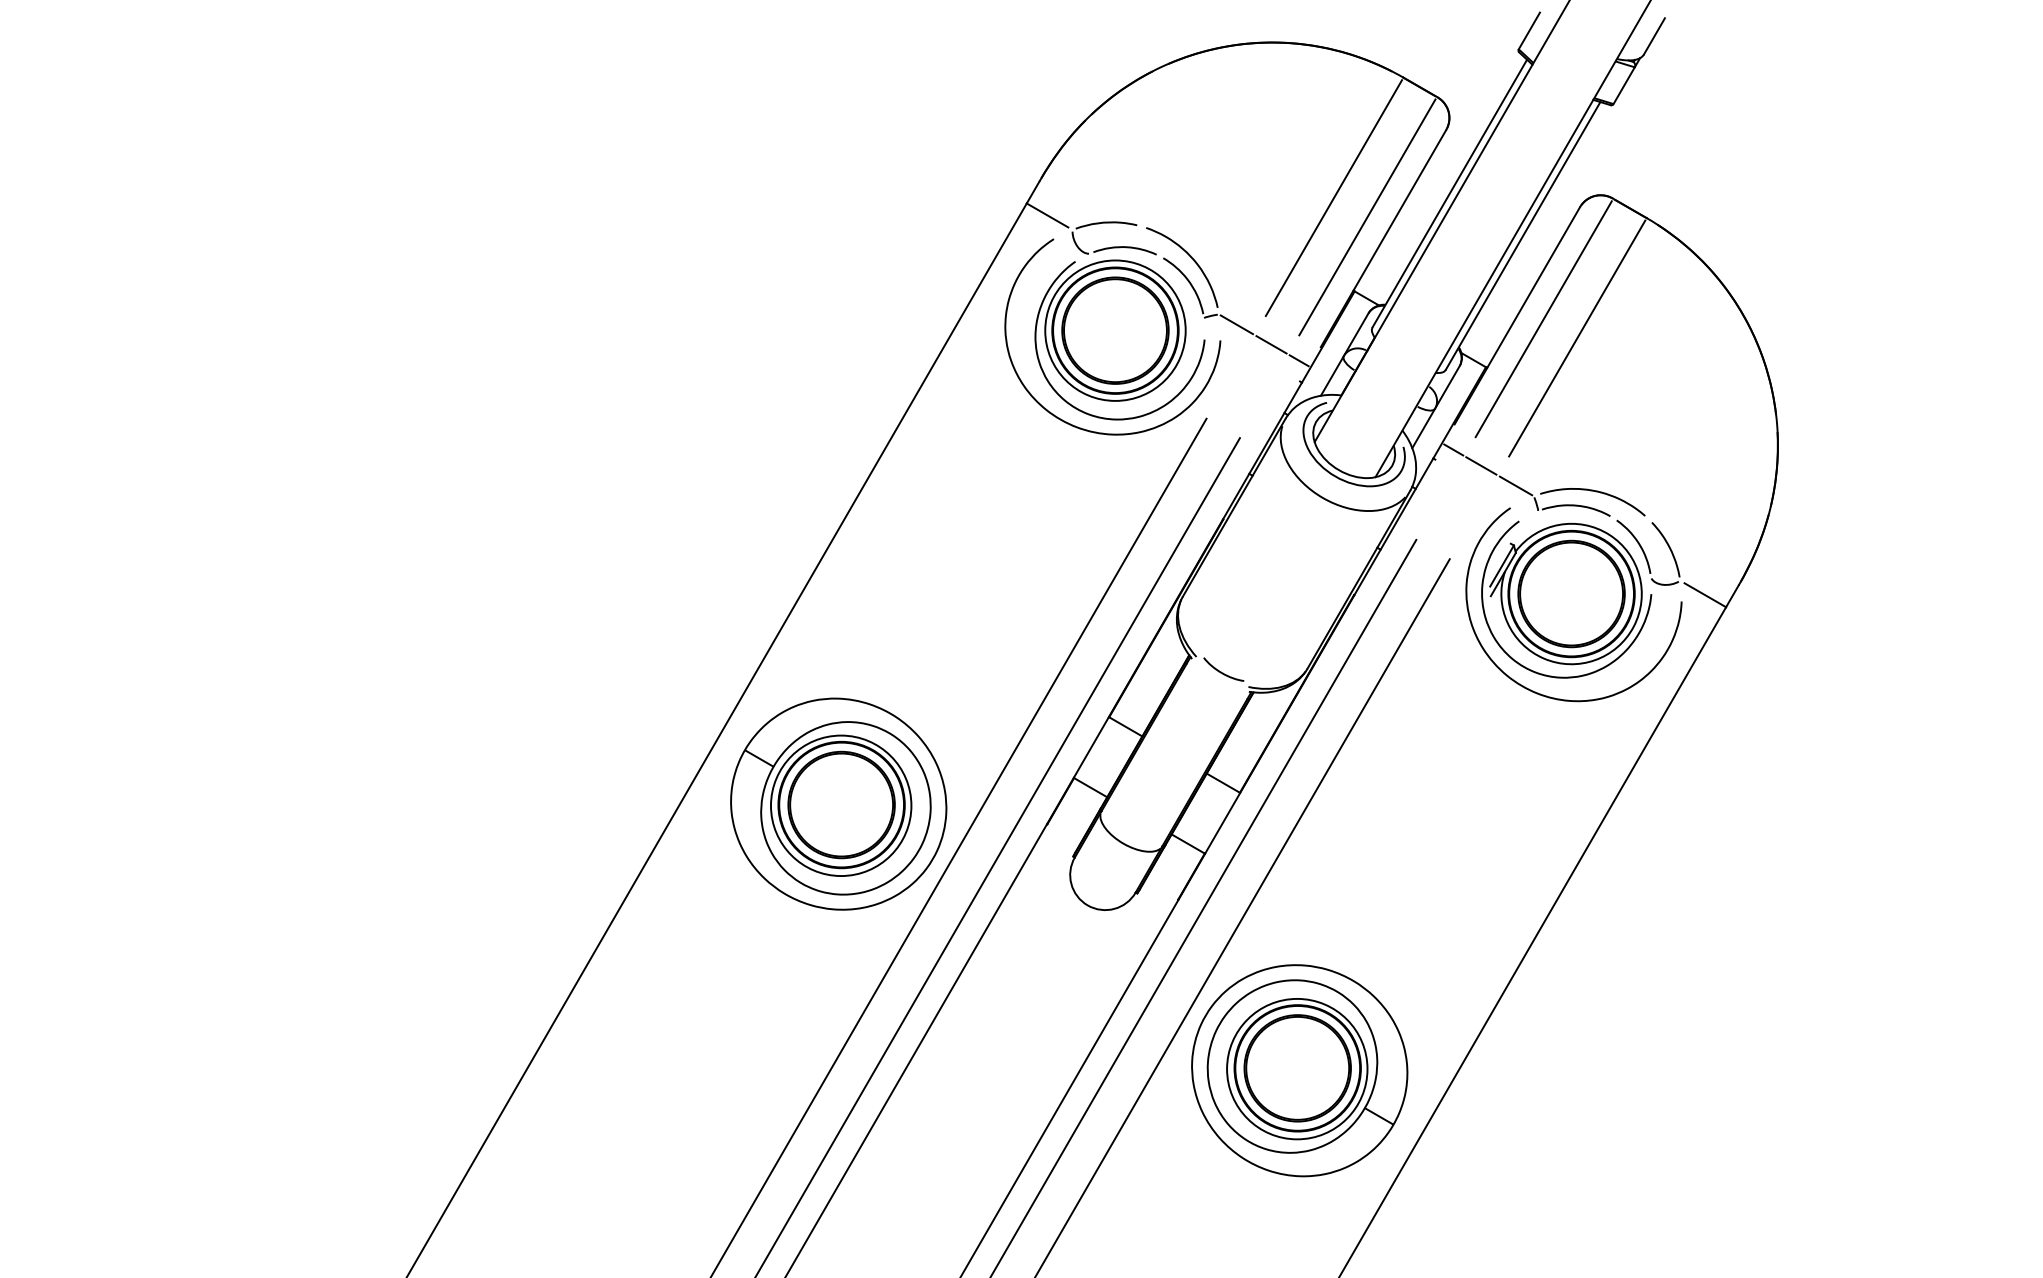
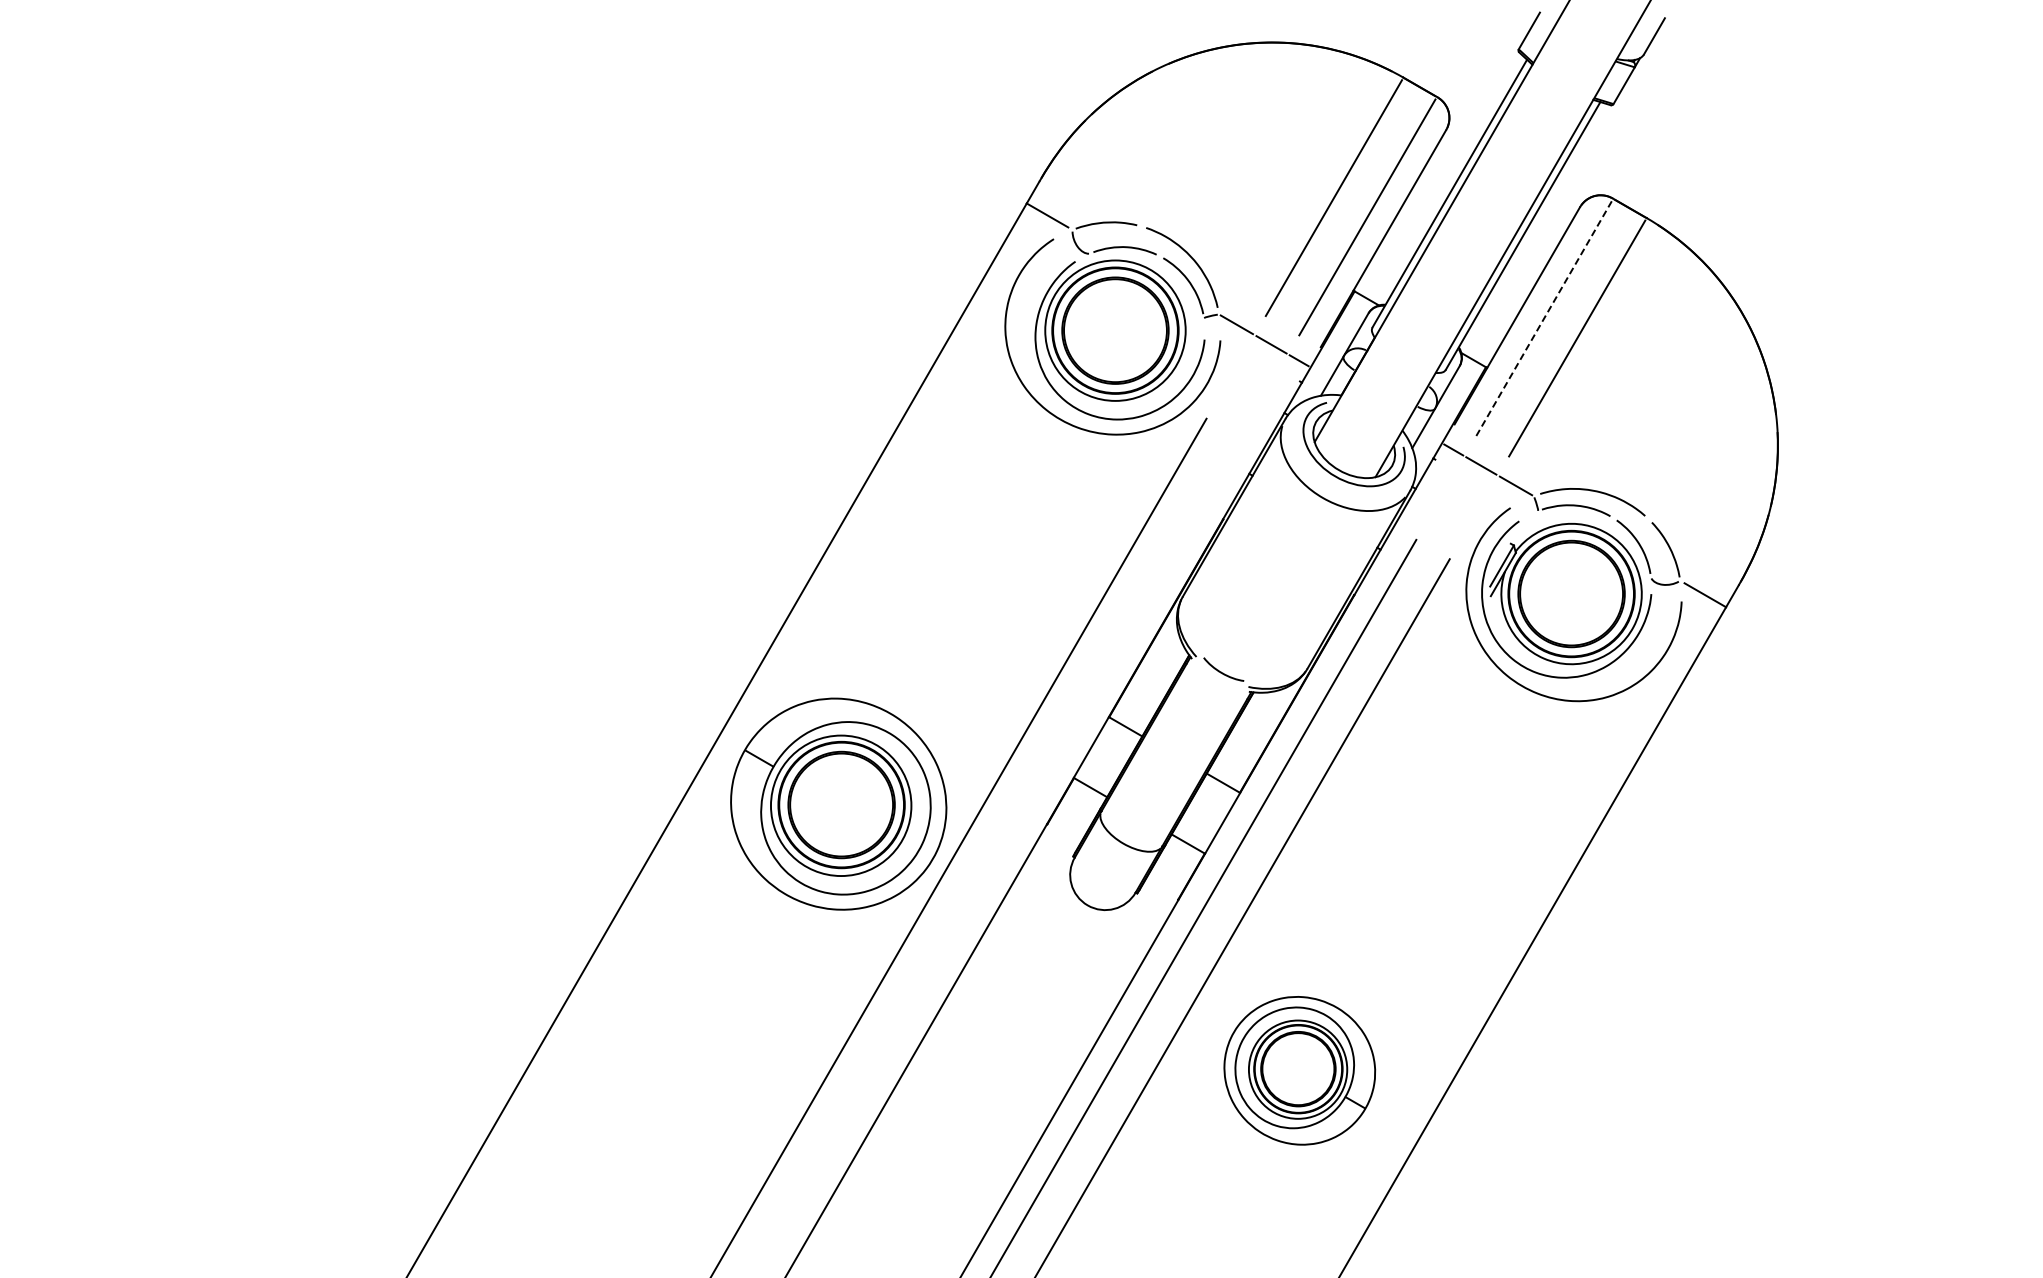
line: solid -> dashed (1543, 319)
line: present -> none (998, 856)
part size: 218x214 px -> 154x150 px (1299, 1070)
